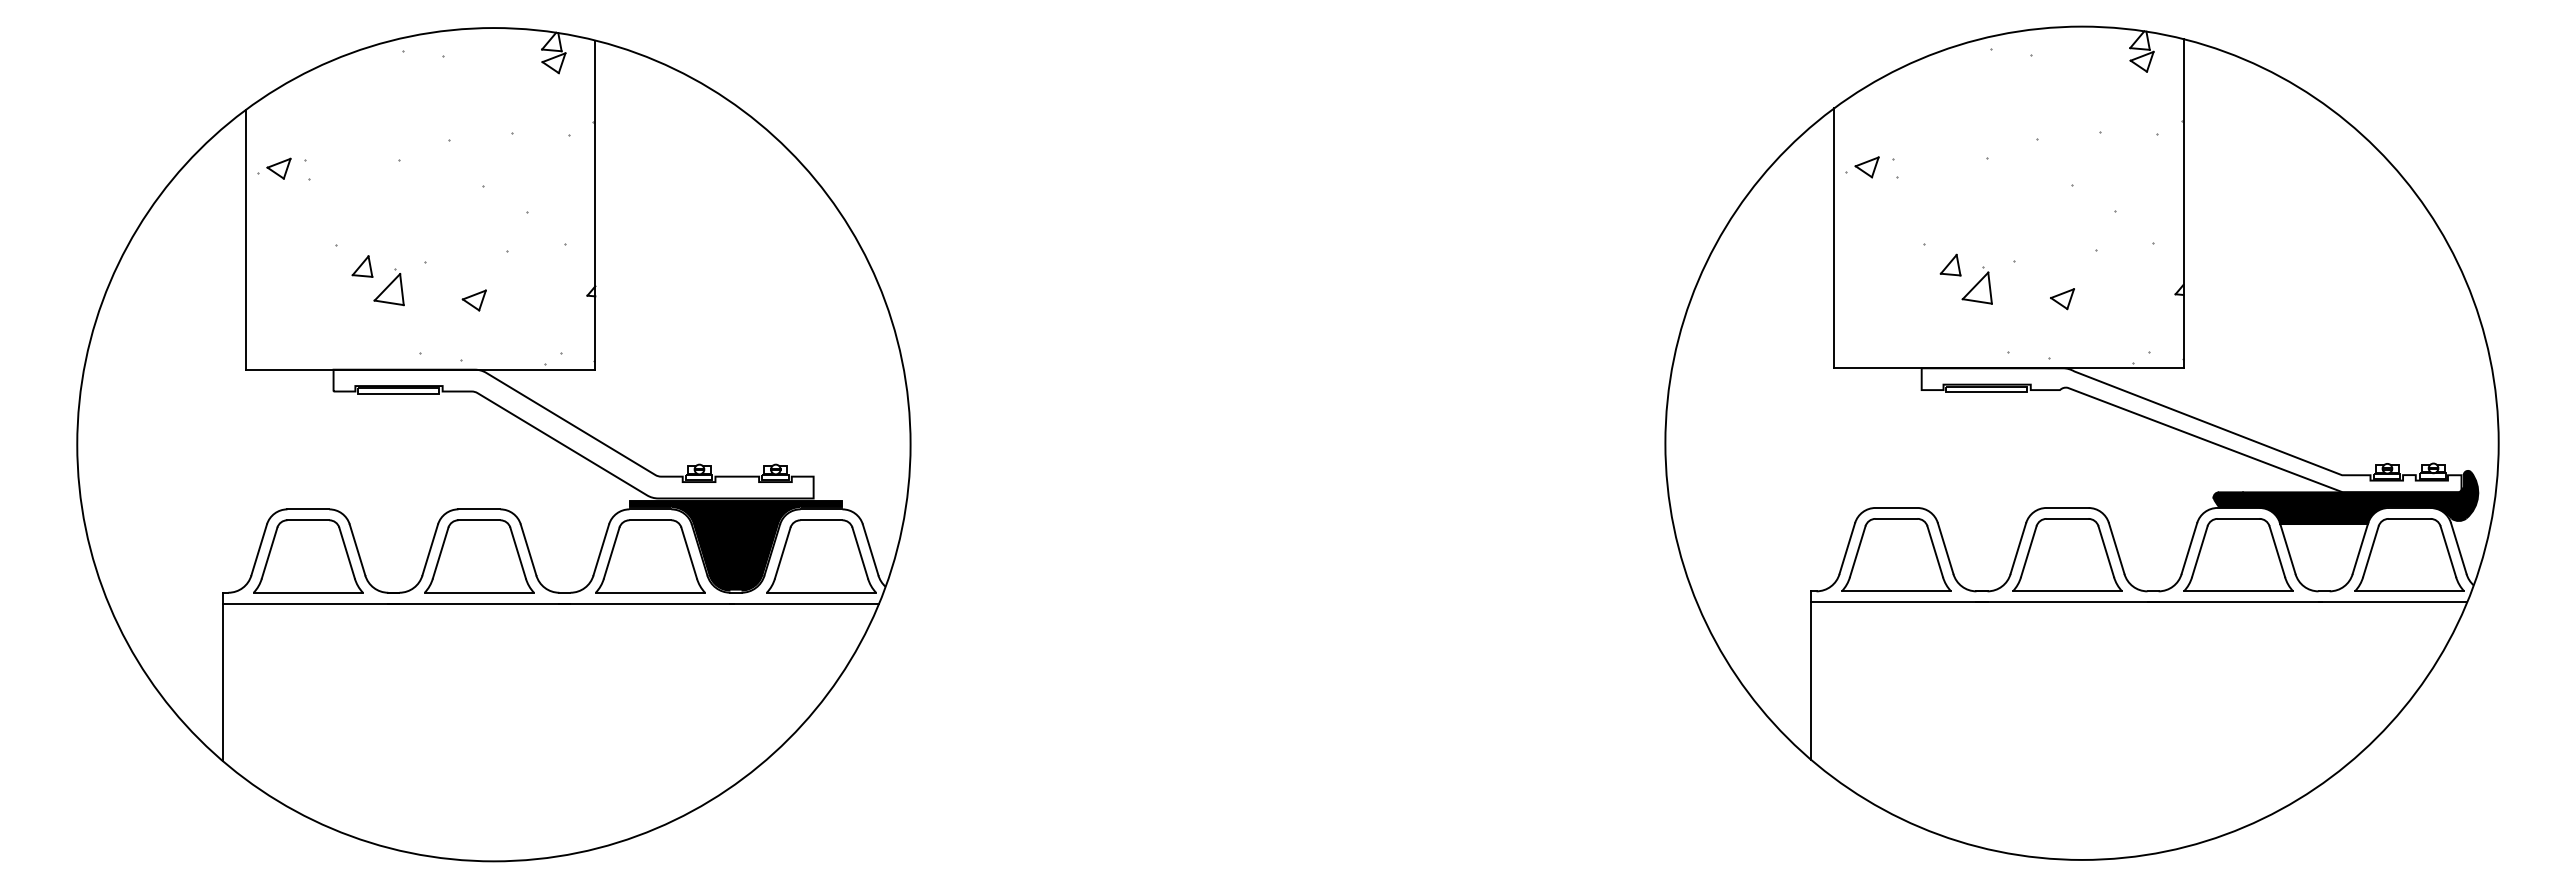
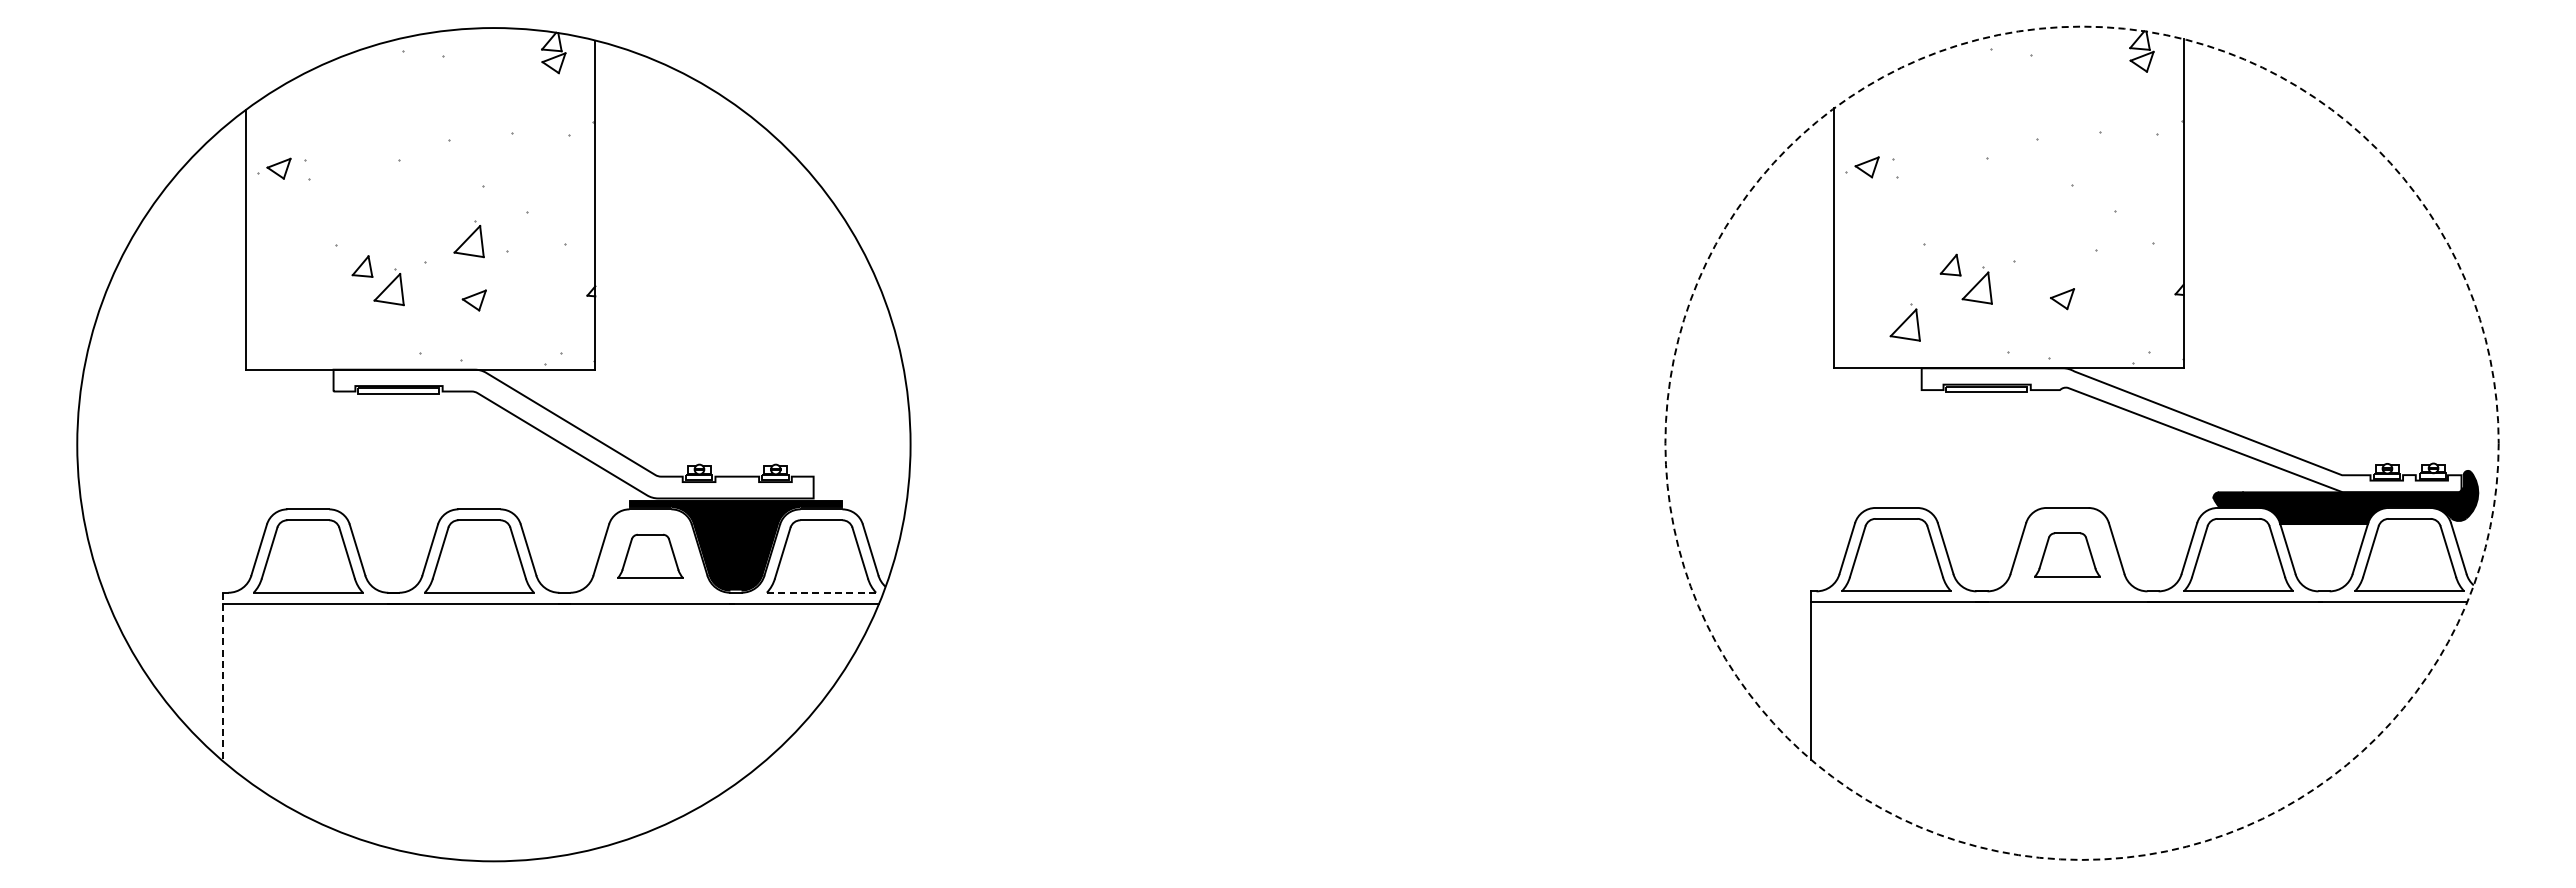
part: none -> present (468, 239)
part: none -> present (1904, 322)
circle: solid -> dashed (2081, 442)
part size: 111x74 px -> 67x46 px (2067, 554)
part size: 111x75 px -> 67x46 px (650, 555)
line: solid -> dashed (821, 592)
line: solid -> dashed (223, 677)
